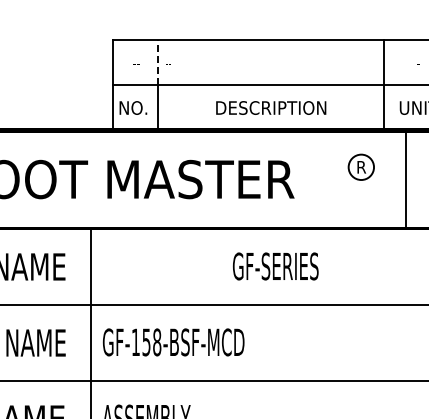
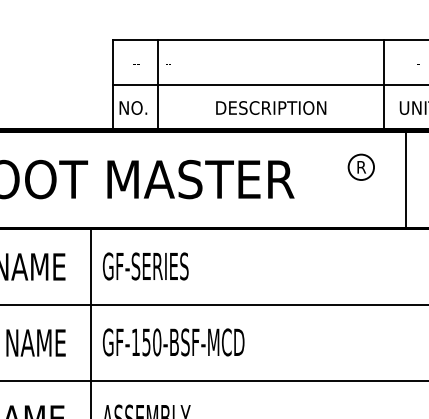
line: dashed -> solid (158, 62)
text position: (275, 266) -> (145, 266) (145, 266)
text: GF-158-BSF-MCD -> GF-150-BSF-MCD (157, 341)
